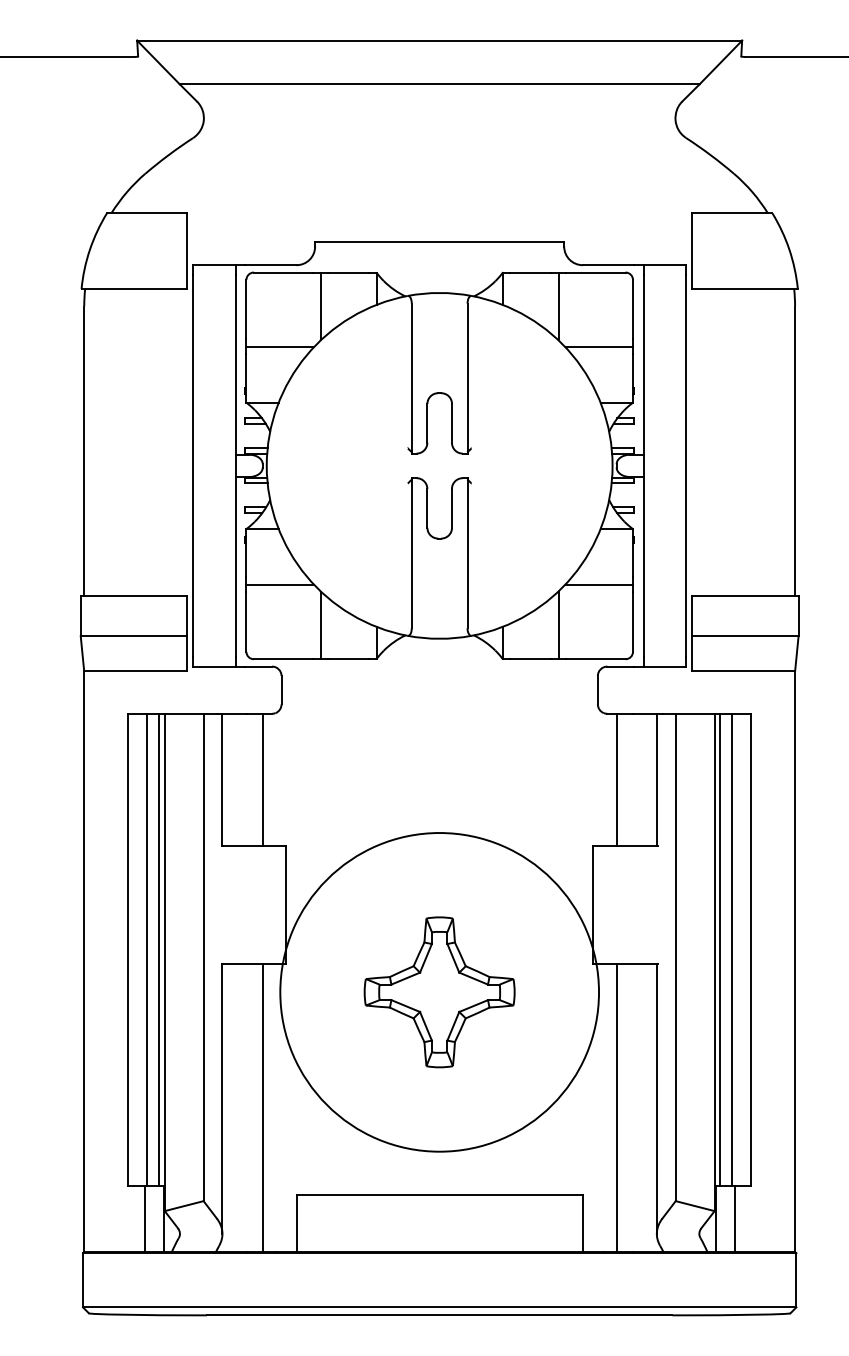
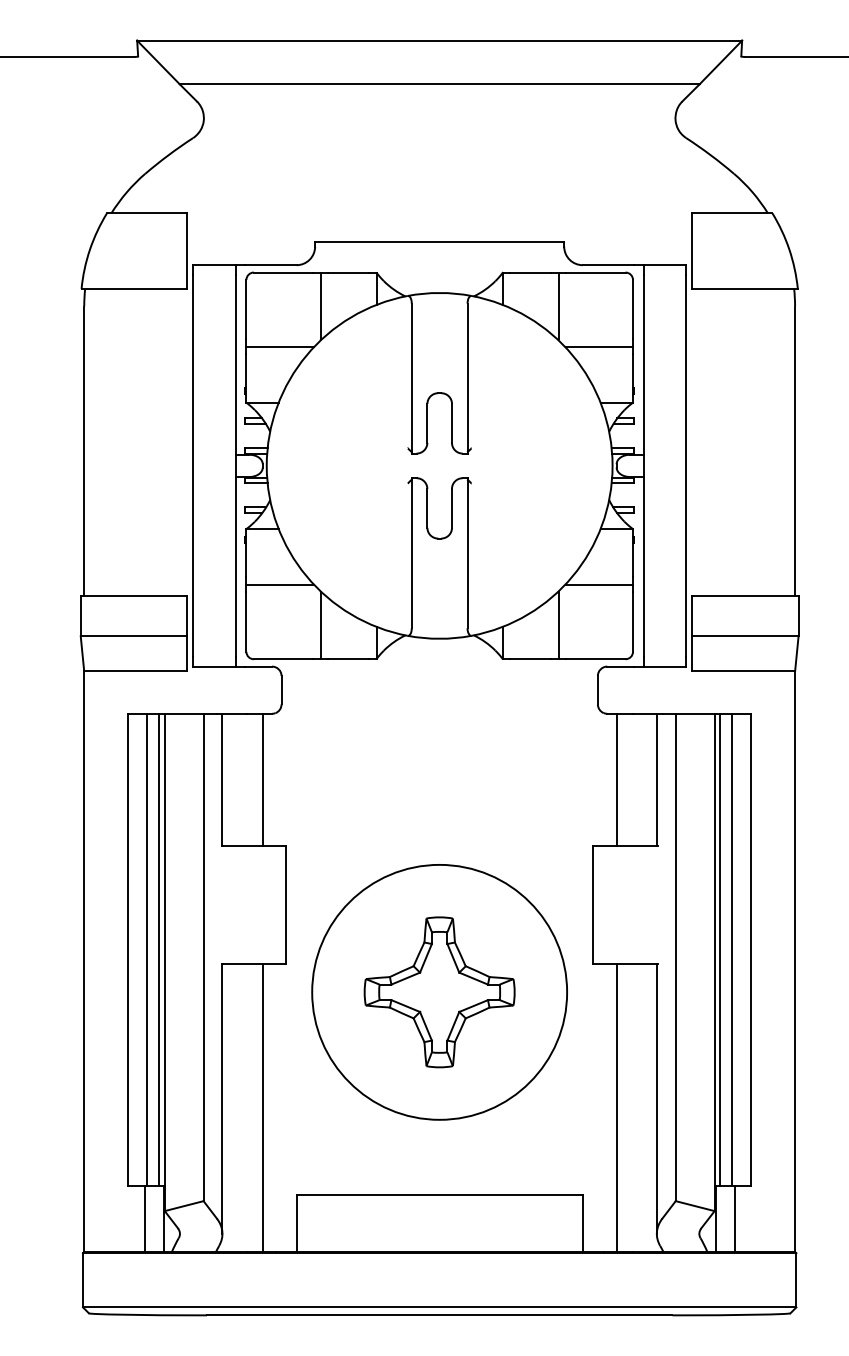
circle diameter: 319 px -> 255 px (439, 991)
